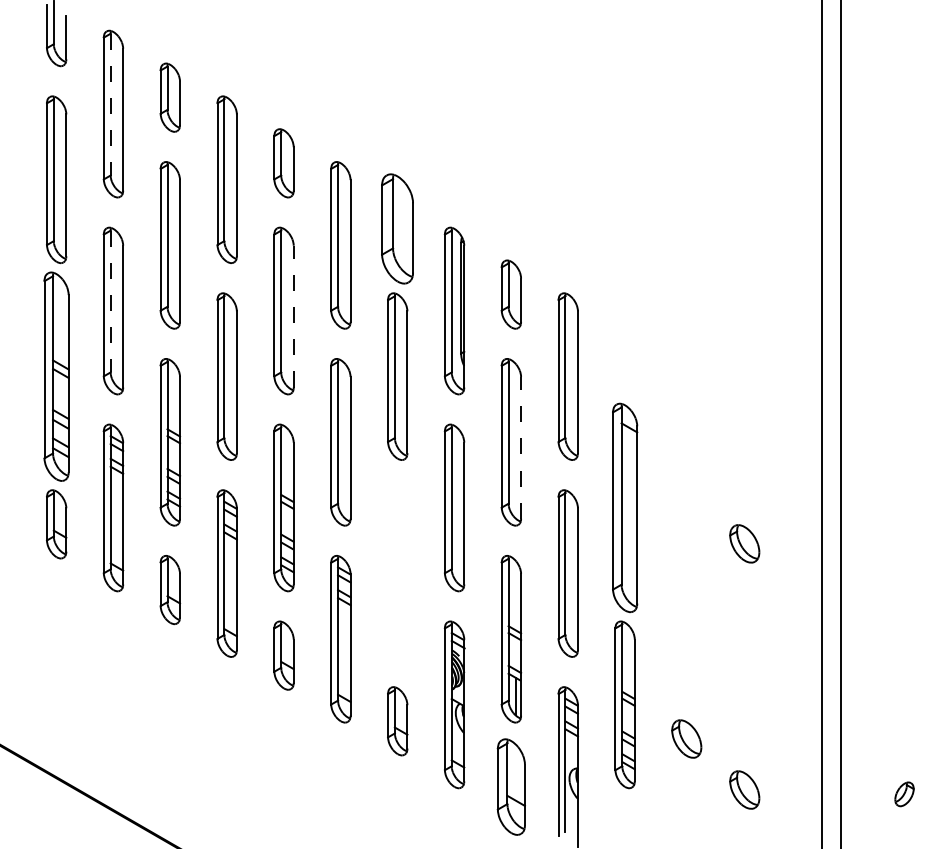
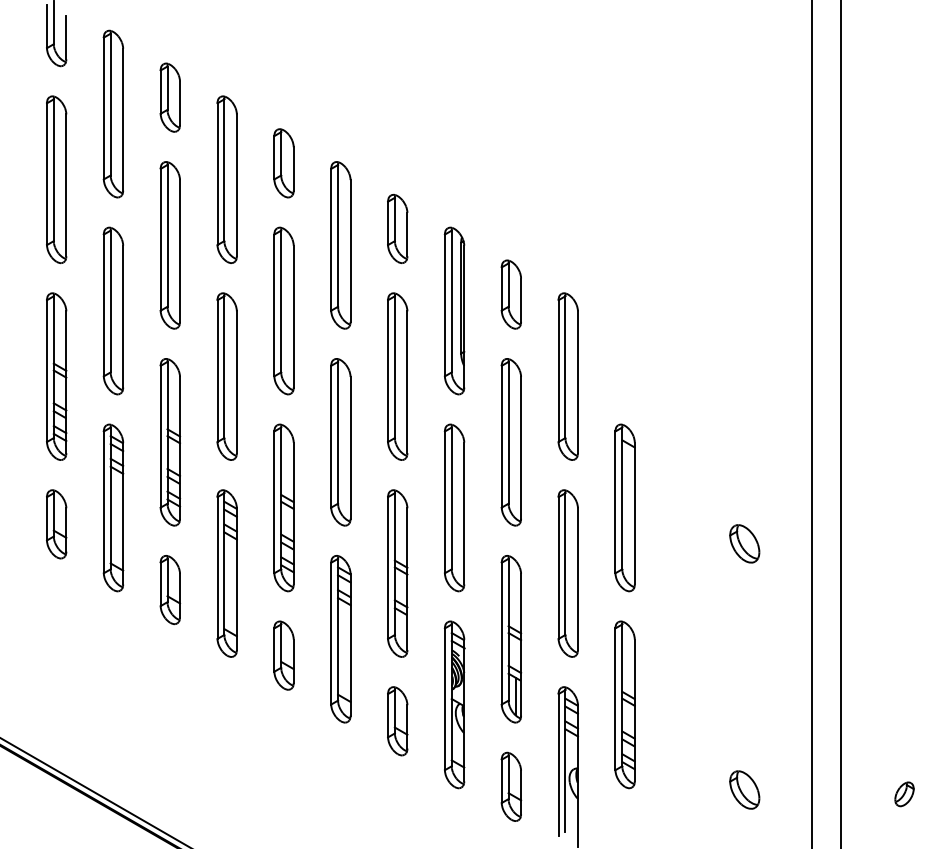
line: dashed -> solid (110, 104)
part size: 33x112 px -> 22x70 px (397, 228)
line: dashed -> solid (110, 301)
line: dashed -> solid (293, 316)
part size: 27x211 px -> 22x169 px (56, 376)
line position: (822, 423) -> (812, 423) (812, 423)
line: dashed -> solid (521, 447)
part size: 27x212 px -> 22x170 px (624, 507)
part: none -> present (397, 573)
part: present -> none (686, 738)
part size: 30x98 px -> 23x71 px (511, 786)
line: none -> present (94, 792)
